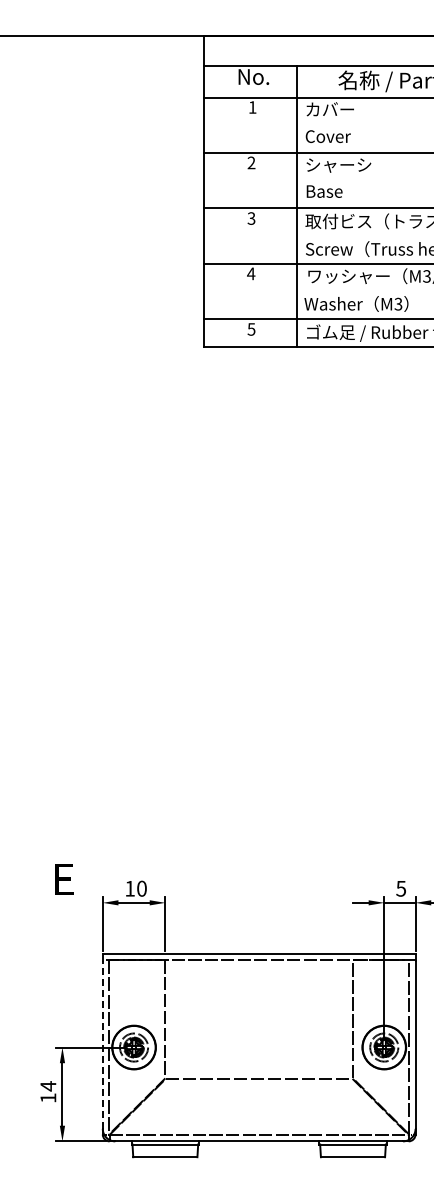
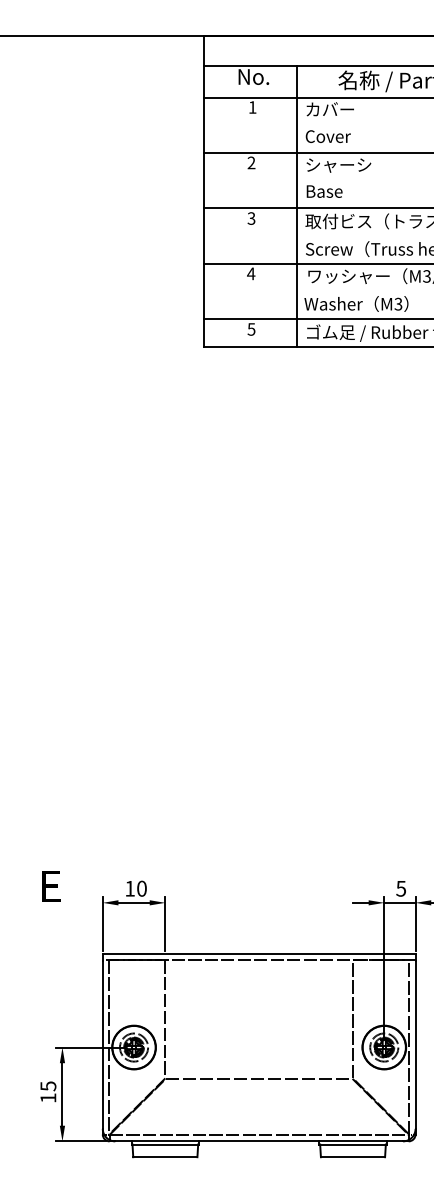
text position: (64, 879) -> (51, 886) (51, 886)
line: dashed -> solid (102, 1044)
text: 14 -> 15 (48, 1086)
